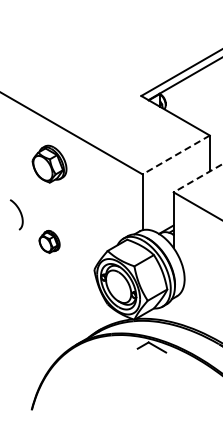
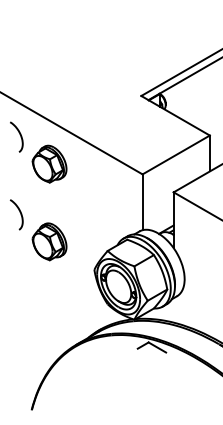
curve: none -> present (19, 134)
line: dashed -> solid (176, 154)
line: dashed -> solid (197, 178)
part size: 23x24 px -> 37x40 px (49, 241)
